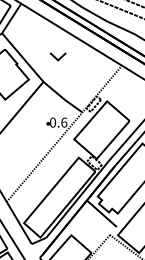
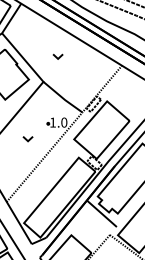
part size: 18x10 px -> 12x7 px (57, 56)
text: 0.6 -> 1.0 (58, 122)
part: none -> present (27, 139)
